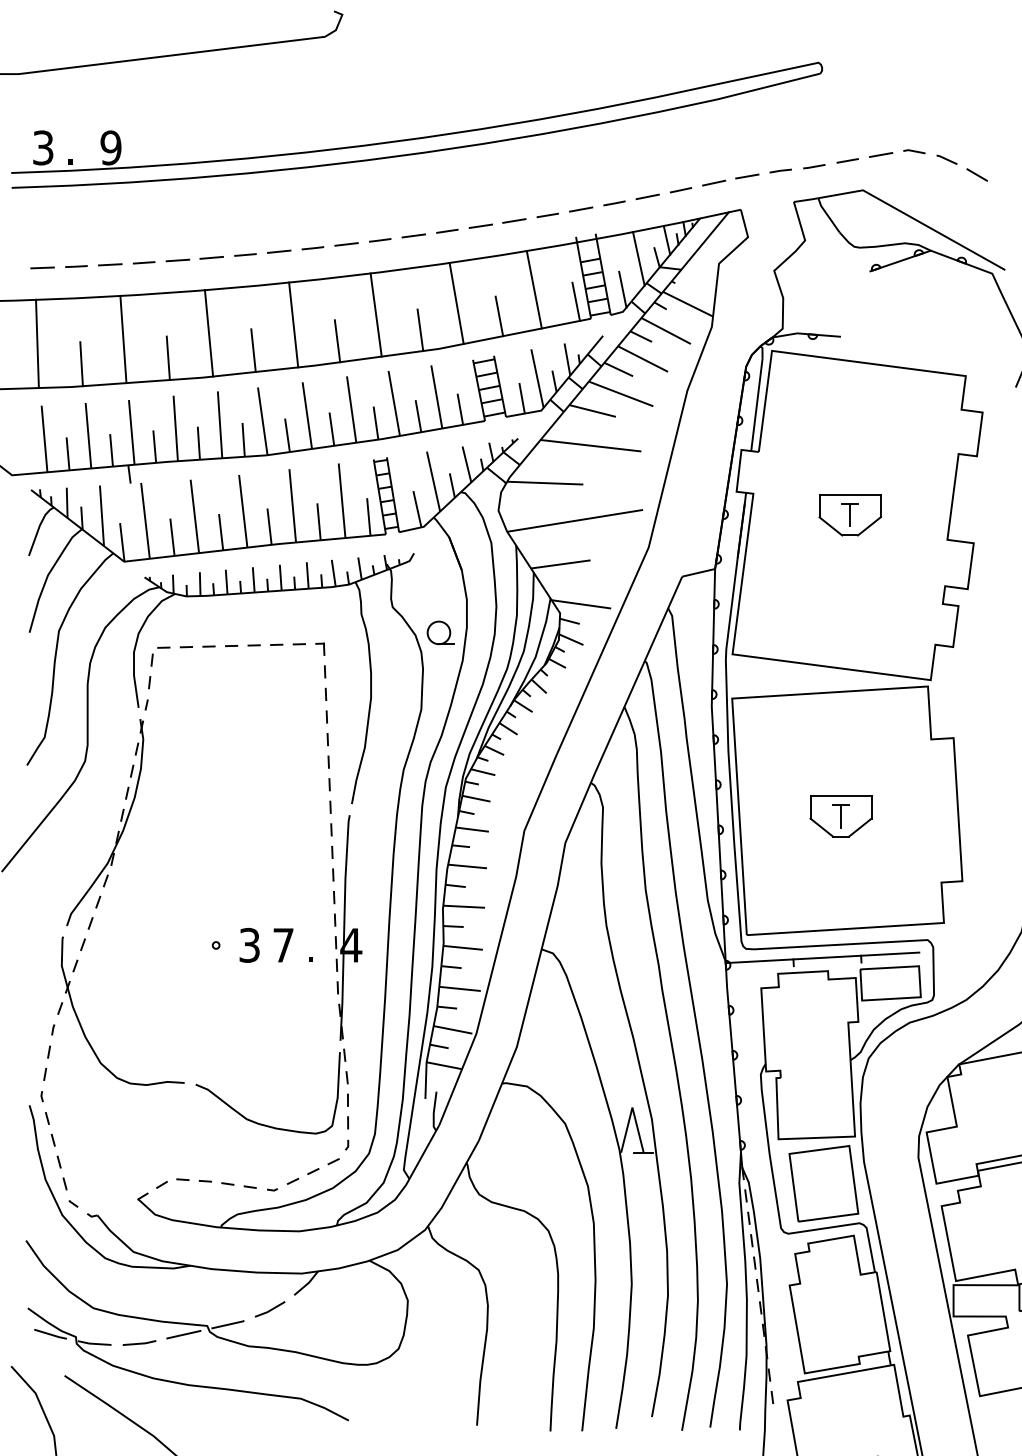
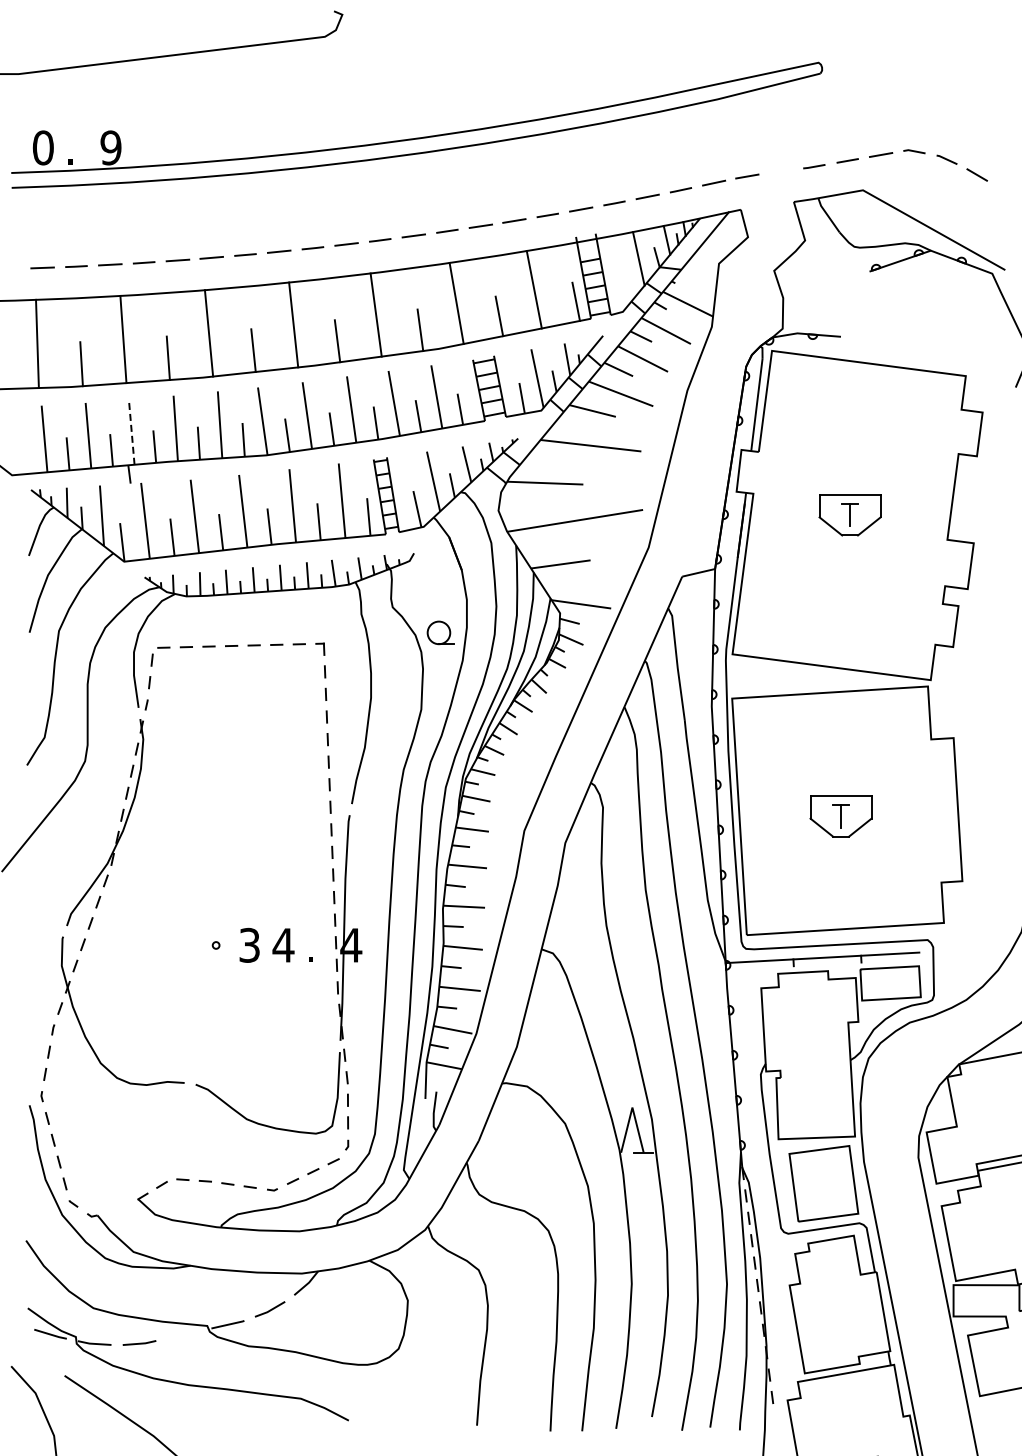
text: 3 -> 0 (42, 147)
line: present -> none (780, 170)
line: present -> none (622, 289)
line: solid -> dashed (131, 431)
text: 7 -> 4 (283, 945)
line: present -> none (183, 1334)
